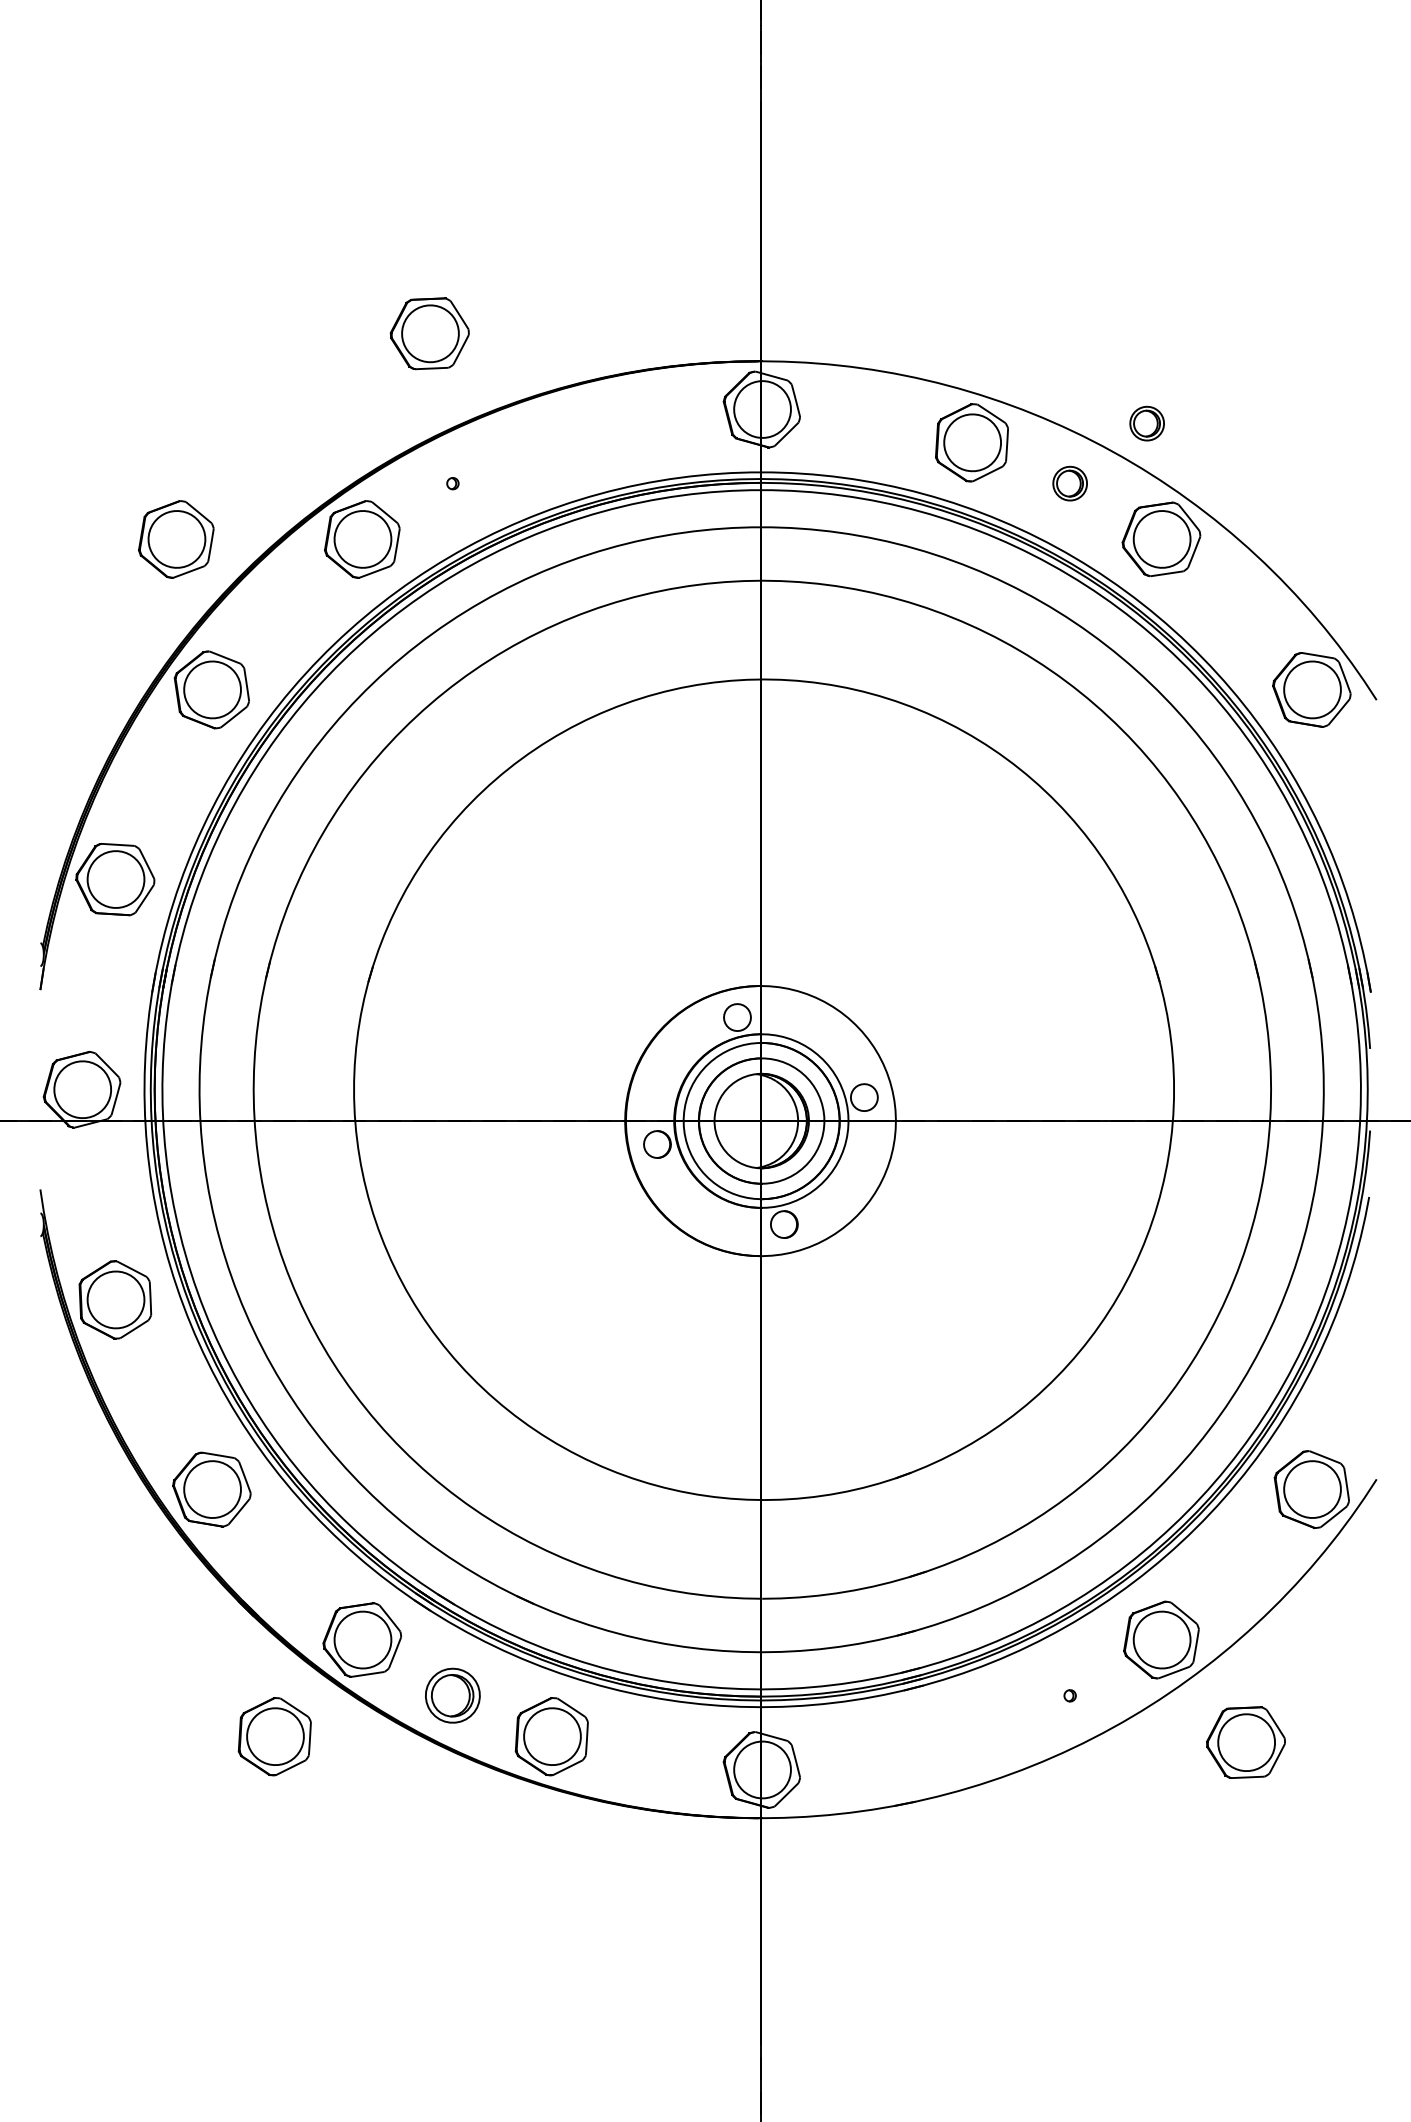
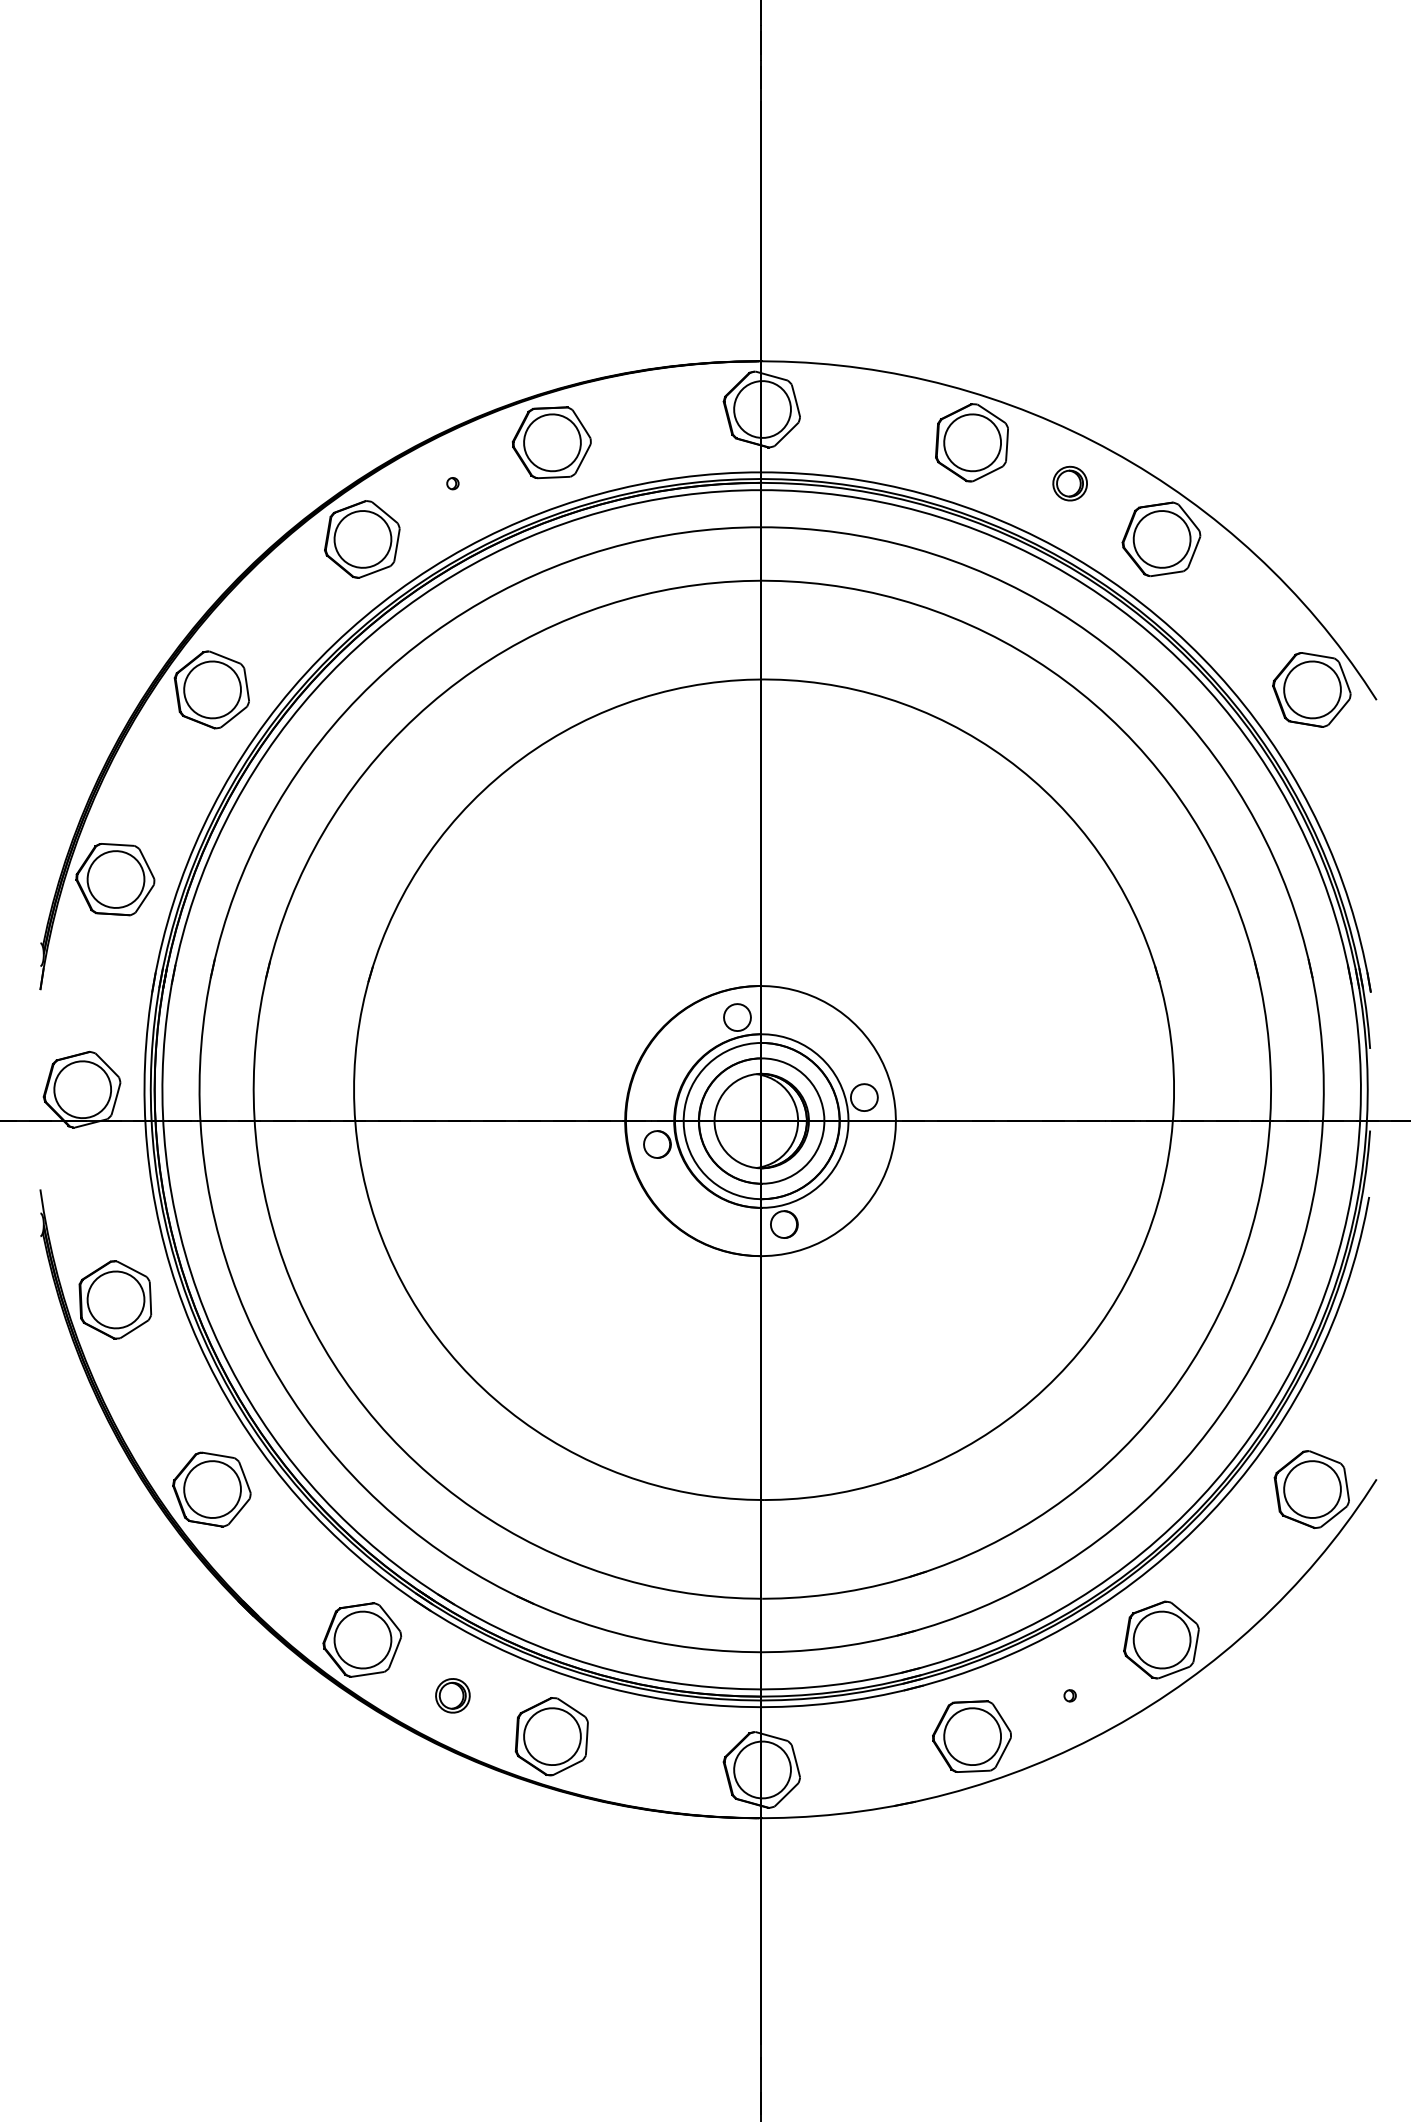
part position: (429, 333) -> (551, 442) (551, 442)
part: present -> none (1146, 423)
part: present -> none (176, 539)
part size: 56x57 px -> 36x36 px (452, 1695)
part: present -> none (274, 1736)
part position: (1245, 1742) -> (971, 1736) (971, 1736)
